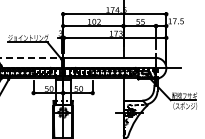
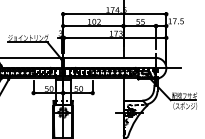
line: dashed -> solid (31, 57)
